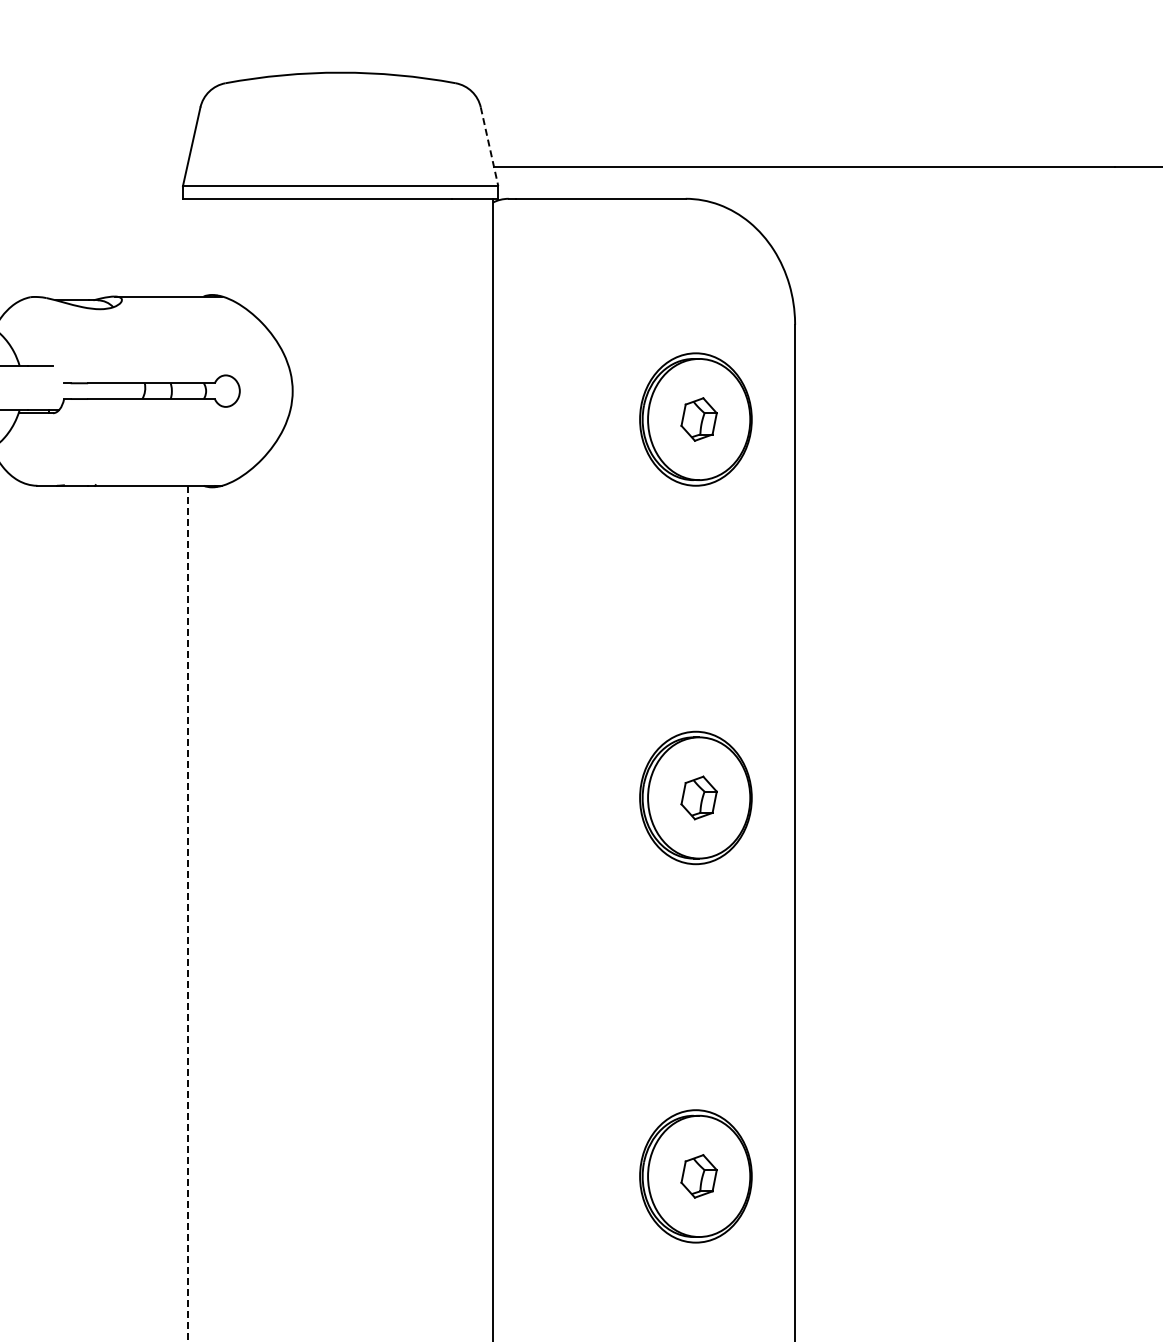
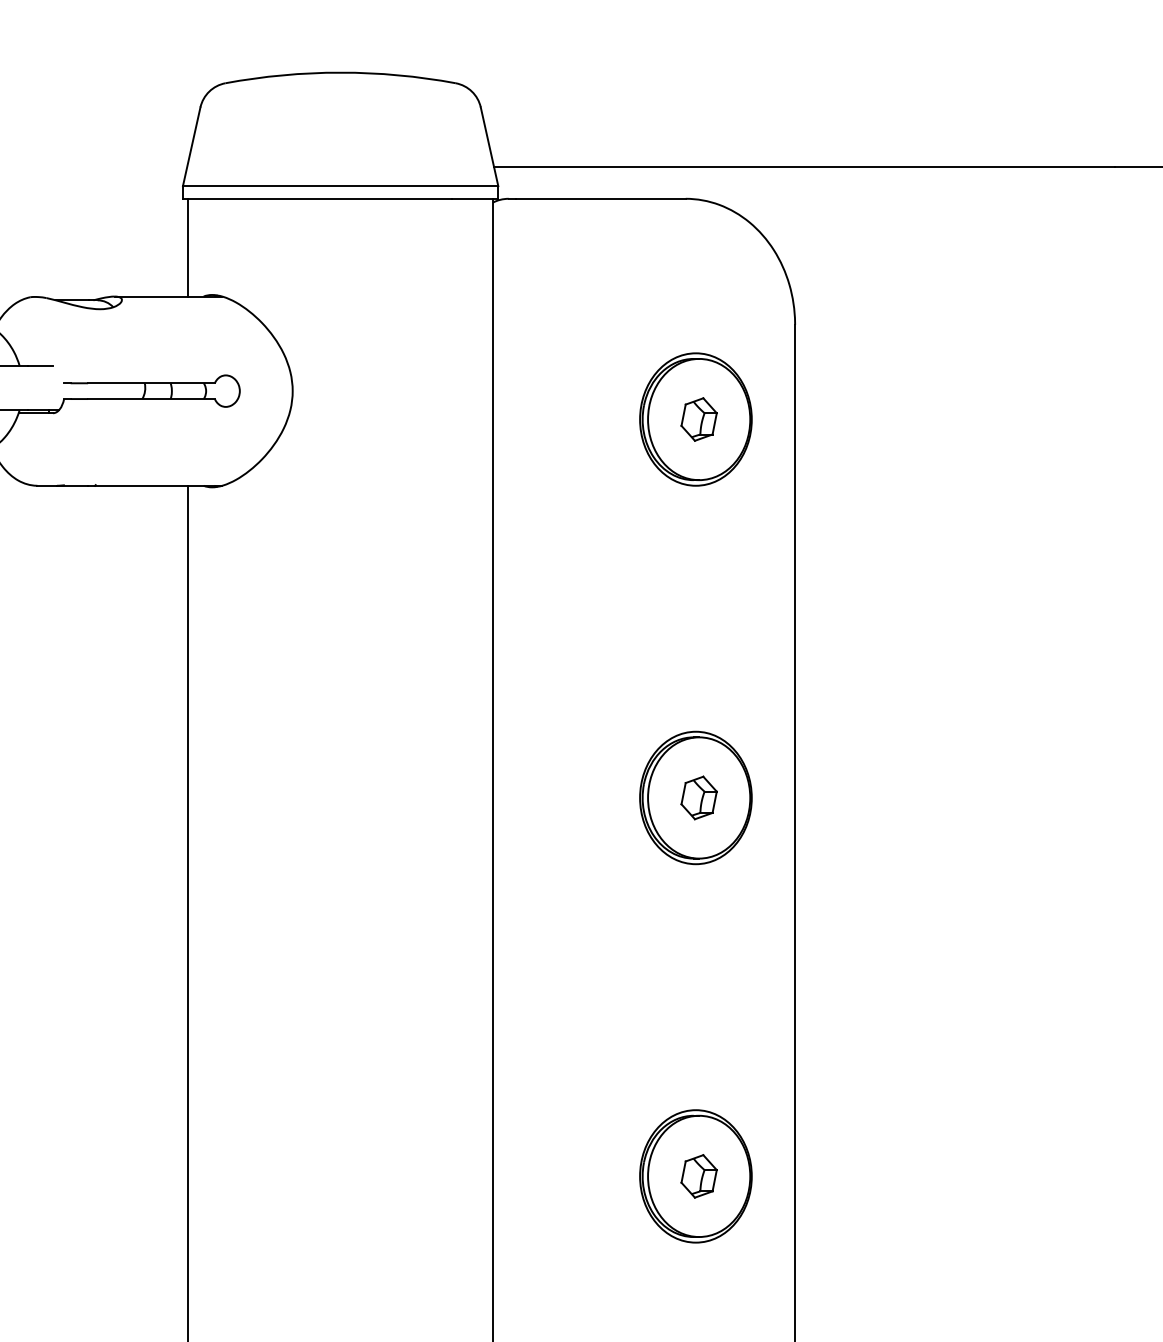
line: dashed -> solid (489, 147)
line: none -> present (188, 247)
line: dashed -> solid (188, 913)
